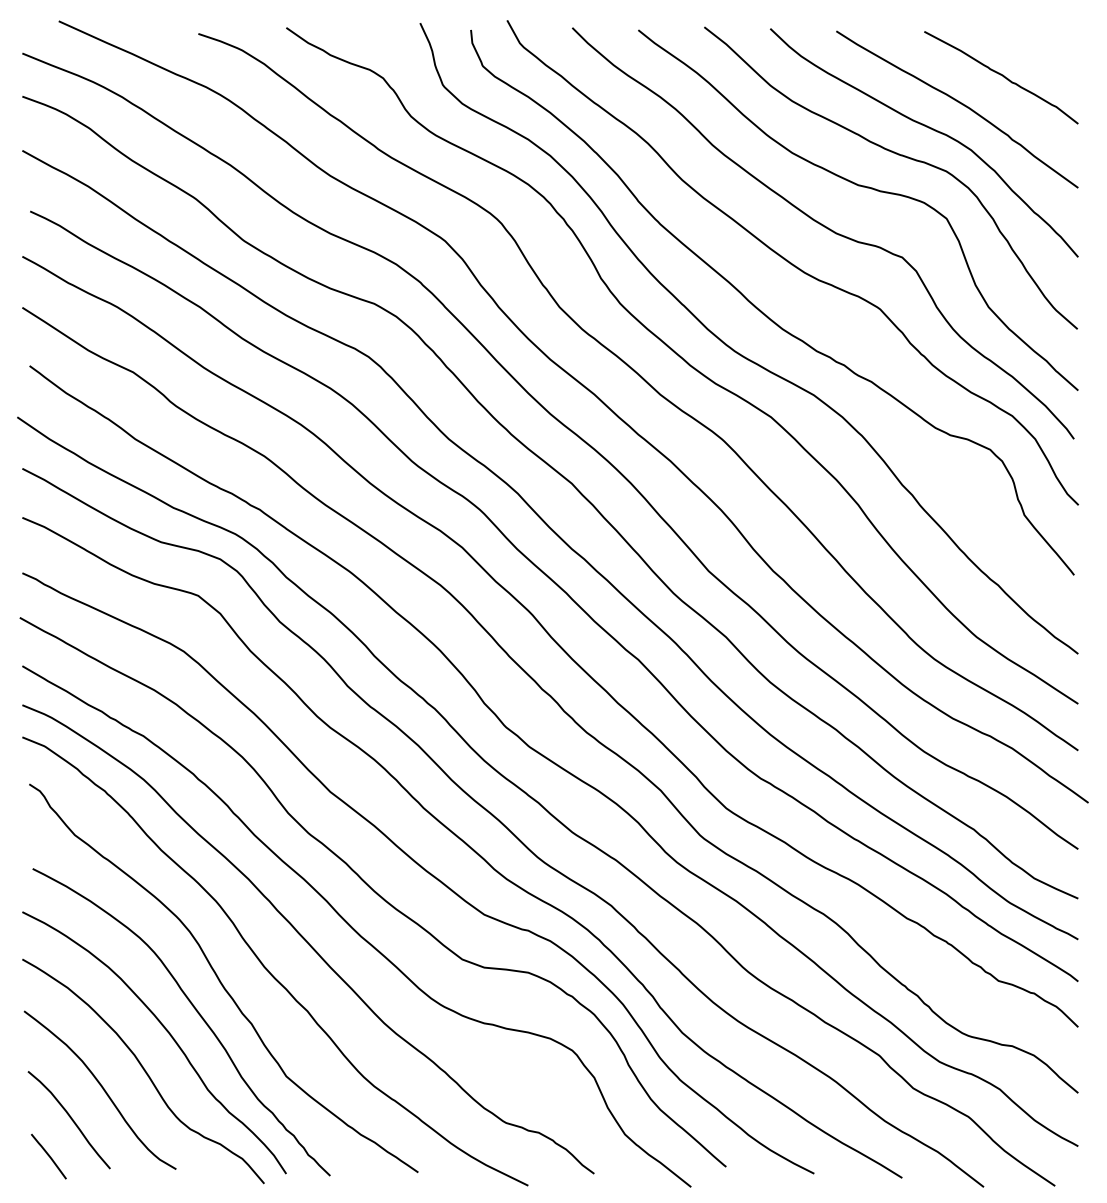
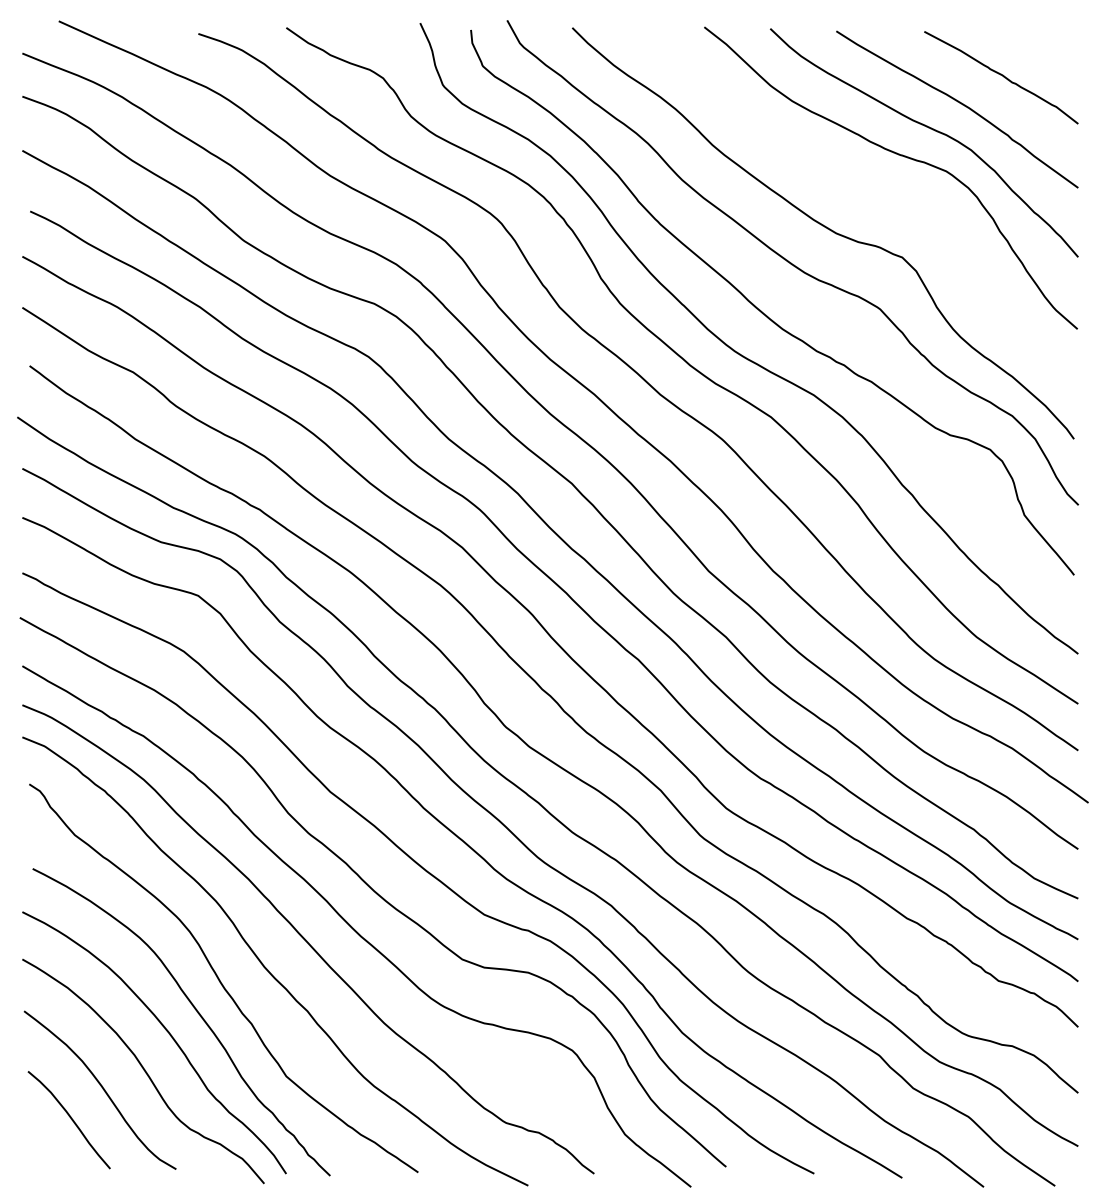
curve: present -> none (862, 187)
line: present -> none (48, 1156)
